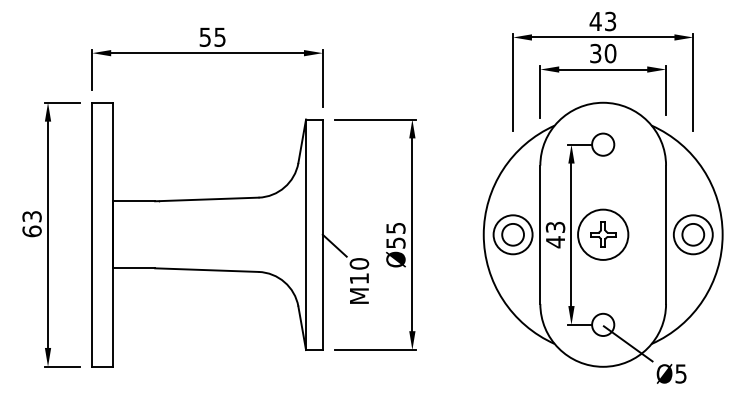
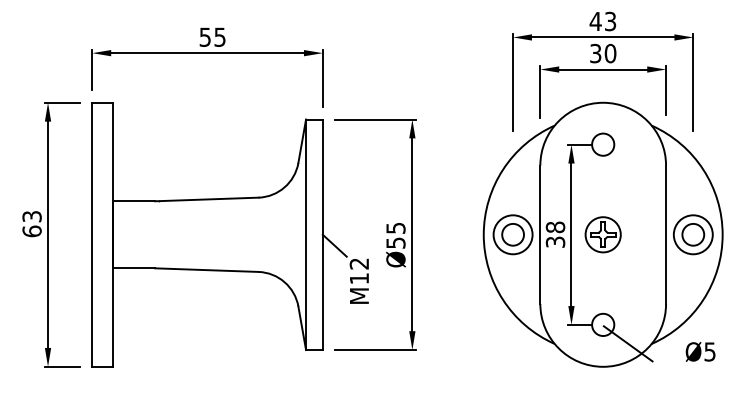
text: 43 -> 38 (555, 234)
circle diameter: 50 px -> 35 px (602, 234)
text: M10 -> M12 (359, 263)
text position: (671, 373) -> (700, 351) (700, 351)
